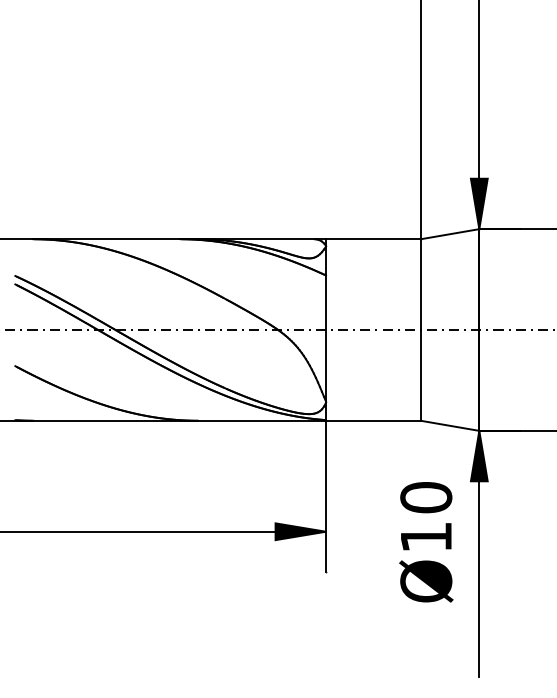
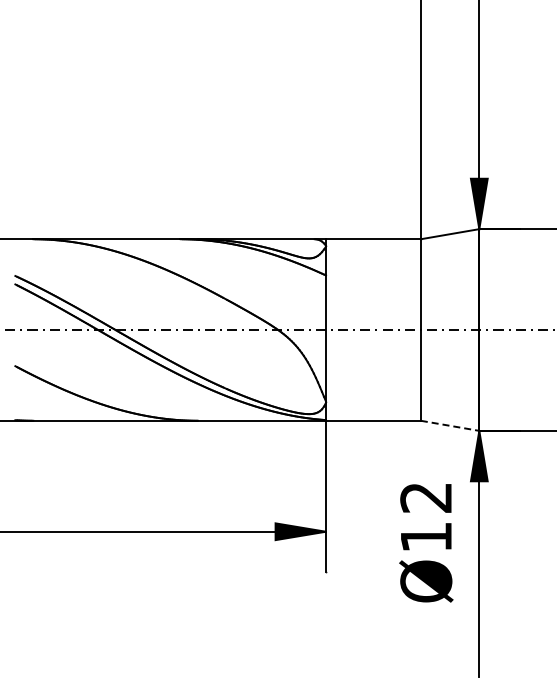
line: solid -> dashed (450, 425)
text: Ø10 -> Ø12 (426, 497)
